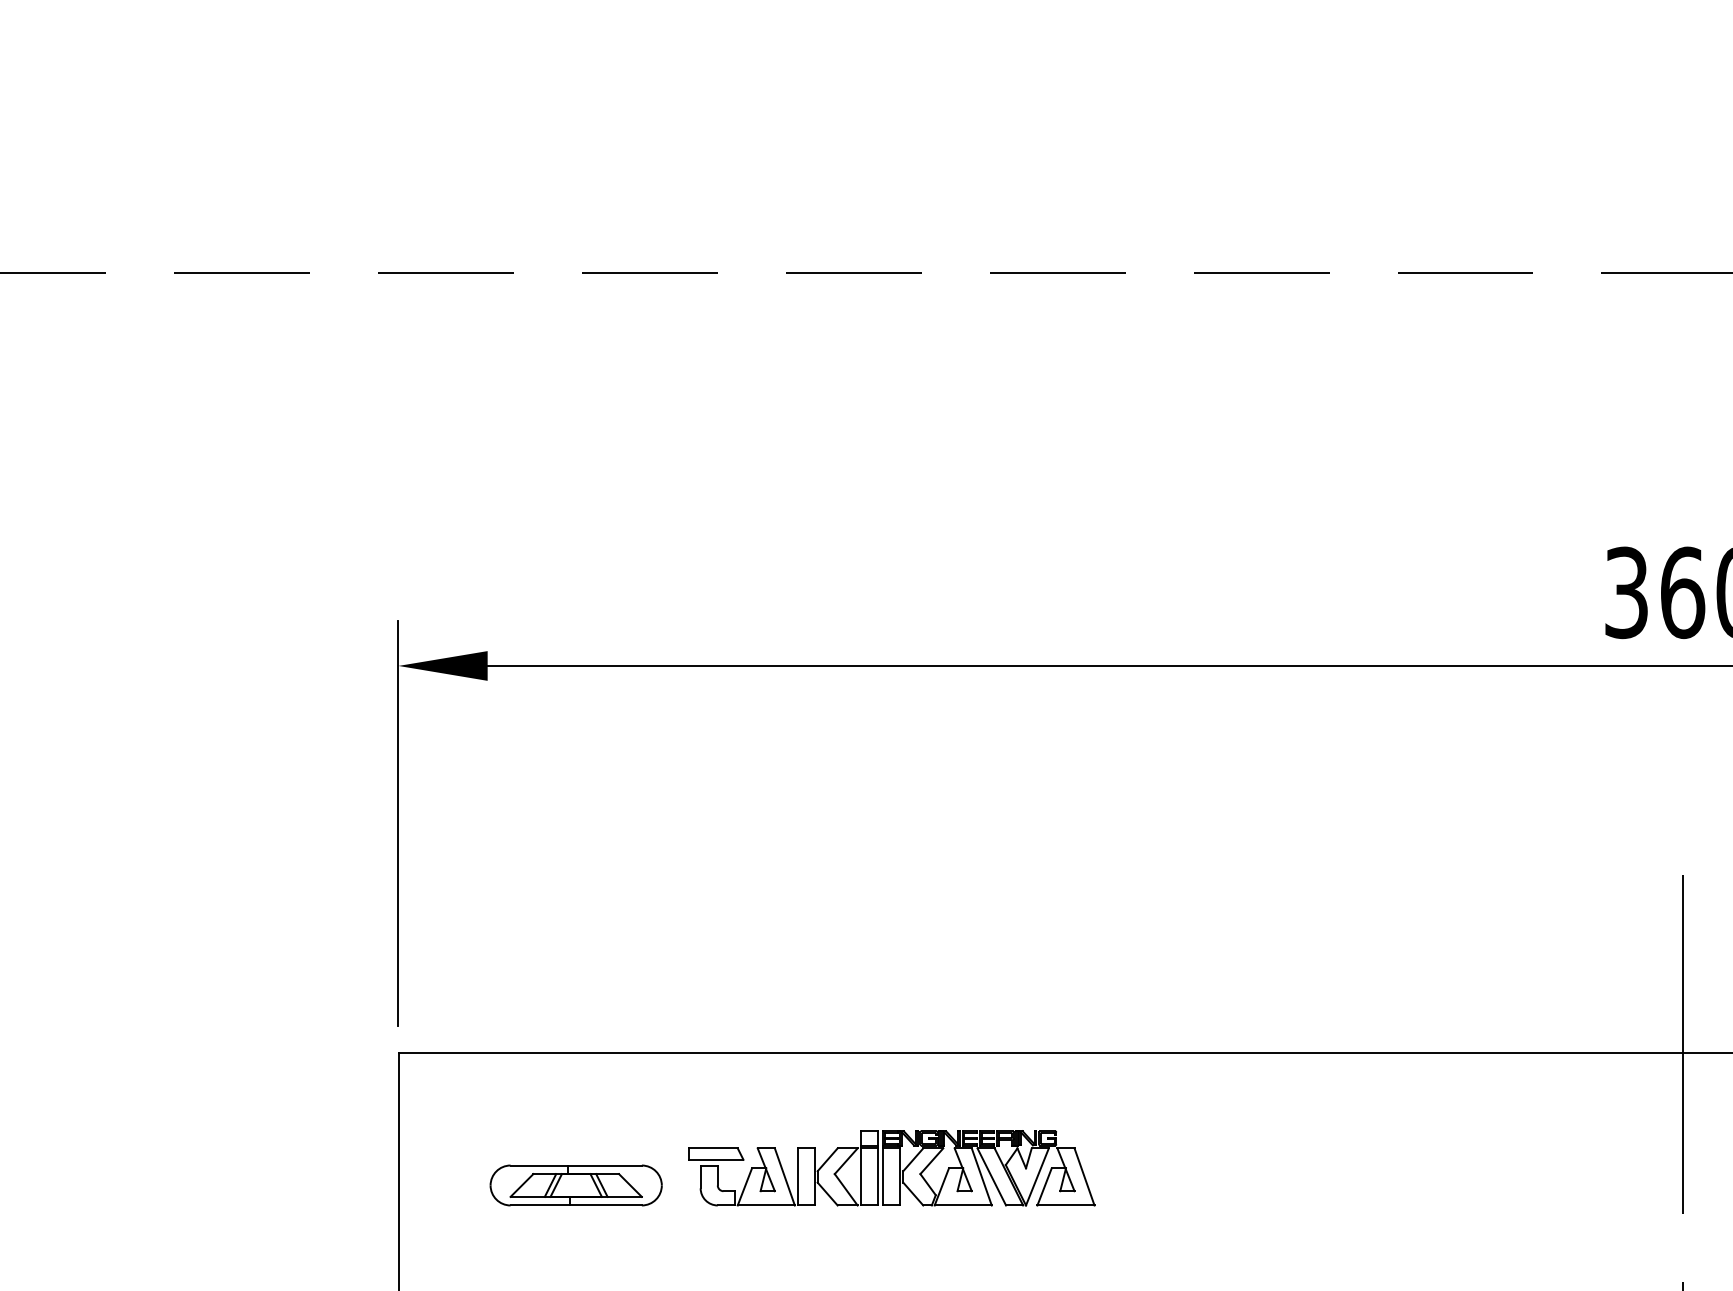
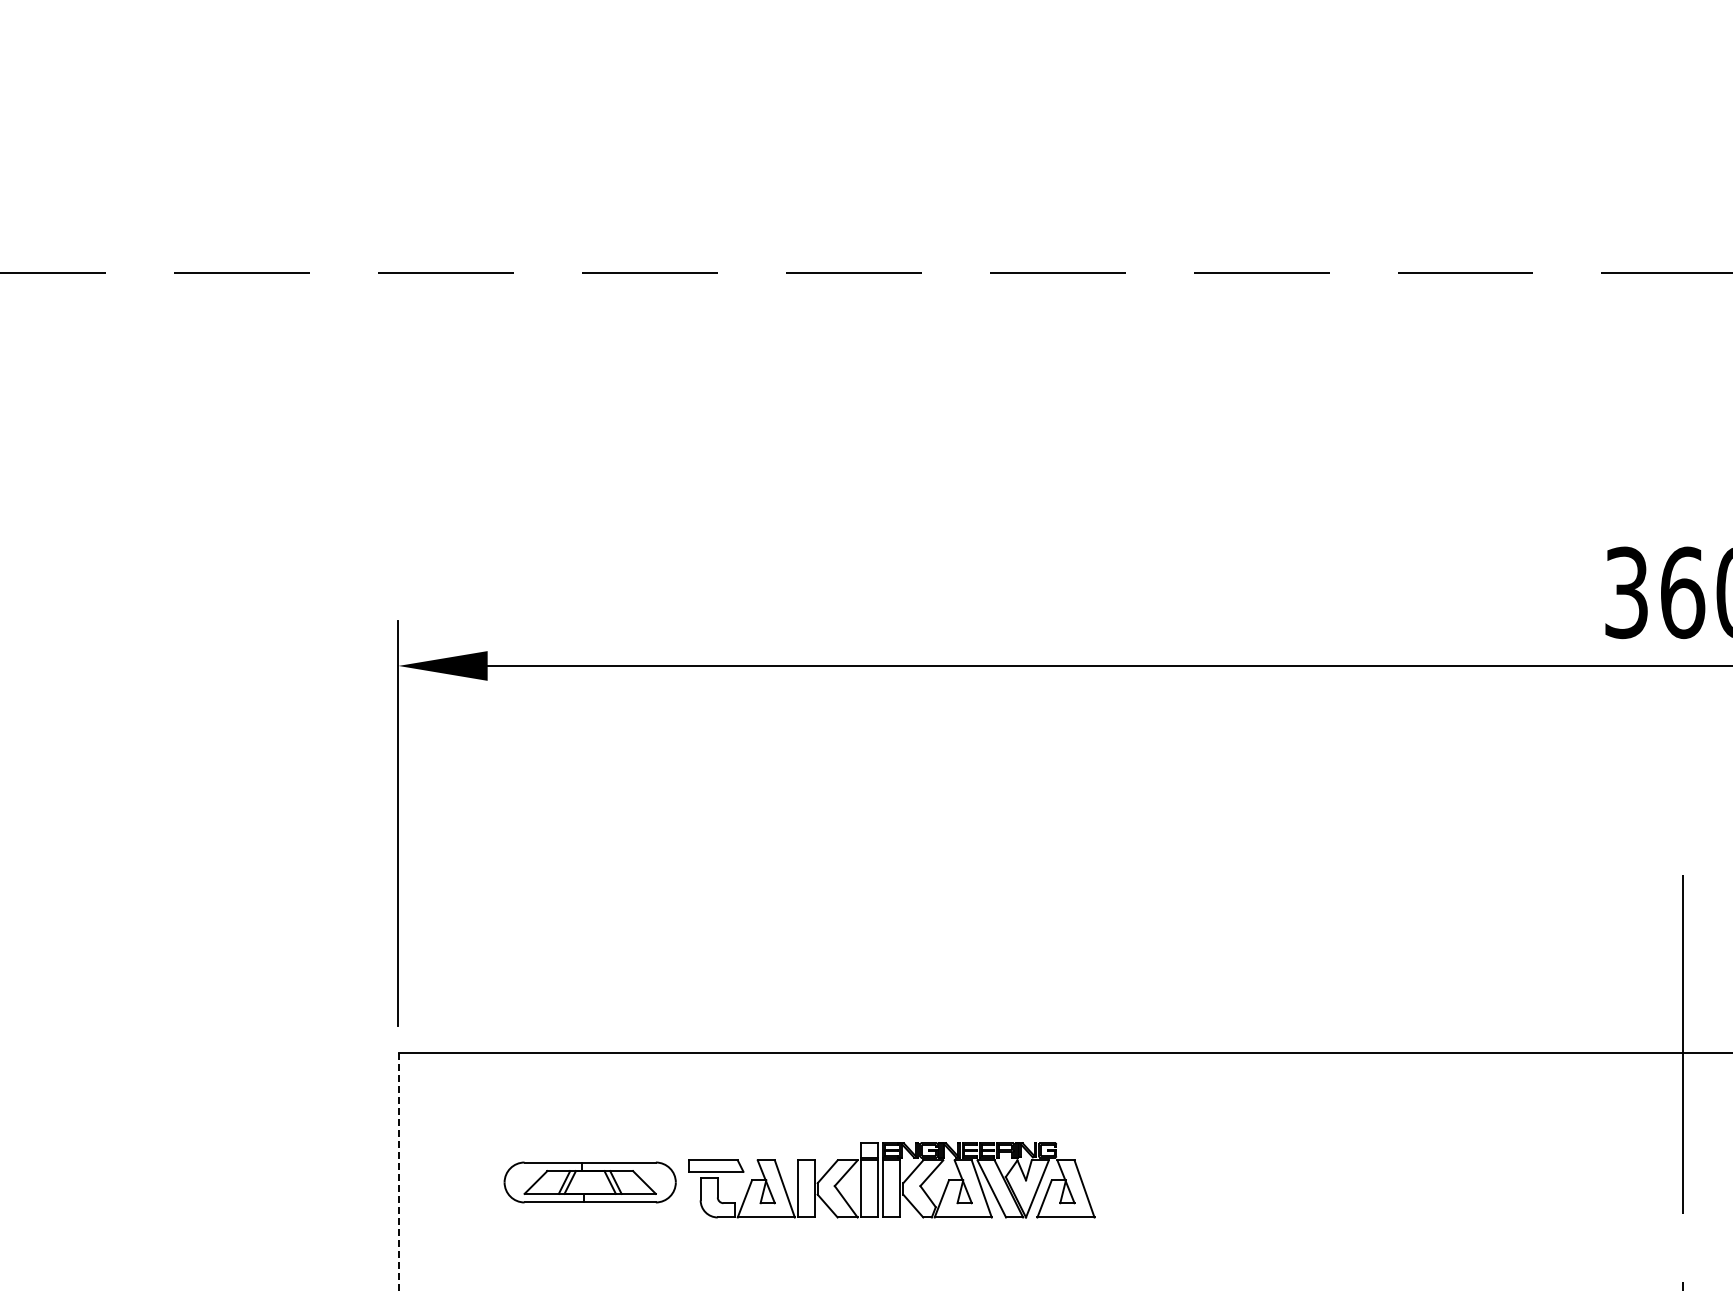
part position: (891, 1168) -> (891, 1180) (891, 1180)
line: solid -> dashed (398, 1171)
part position: (575, 1185) -> (589, 1182) (589, 1182)
